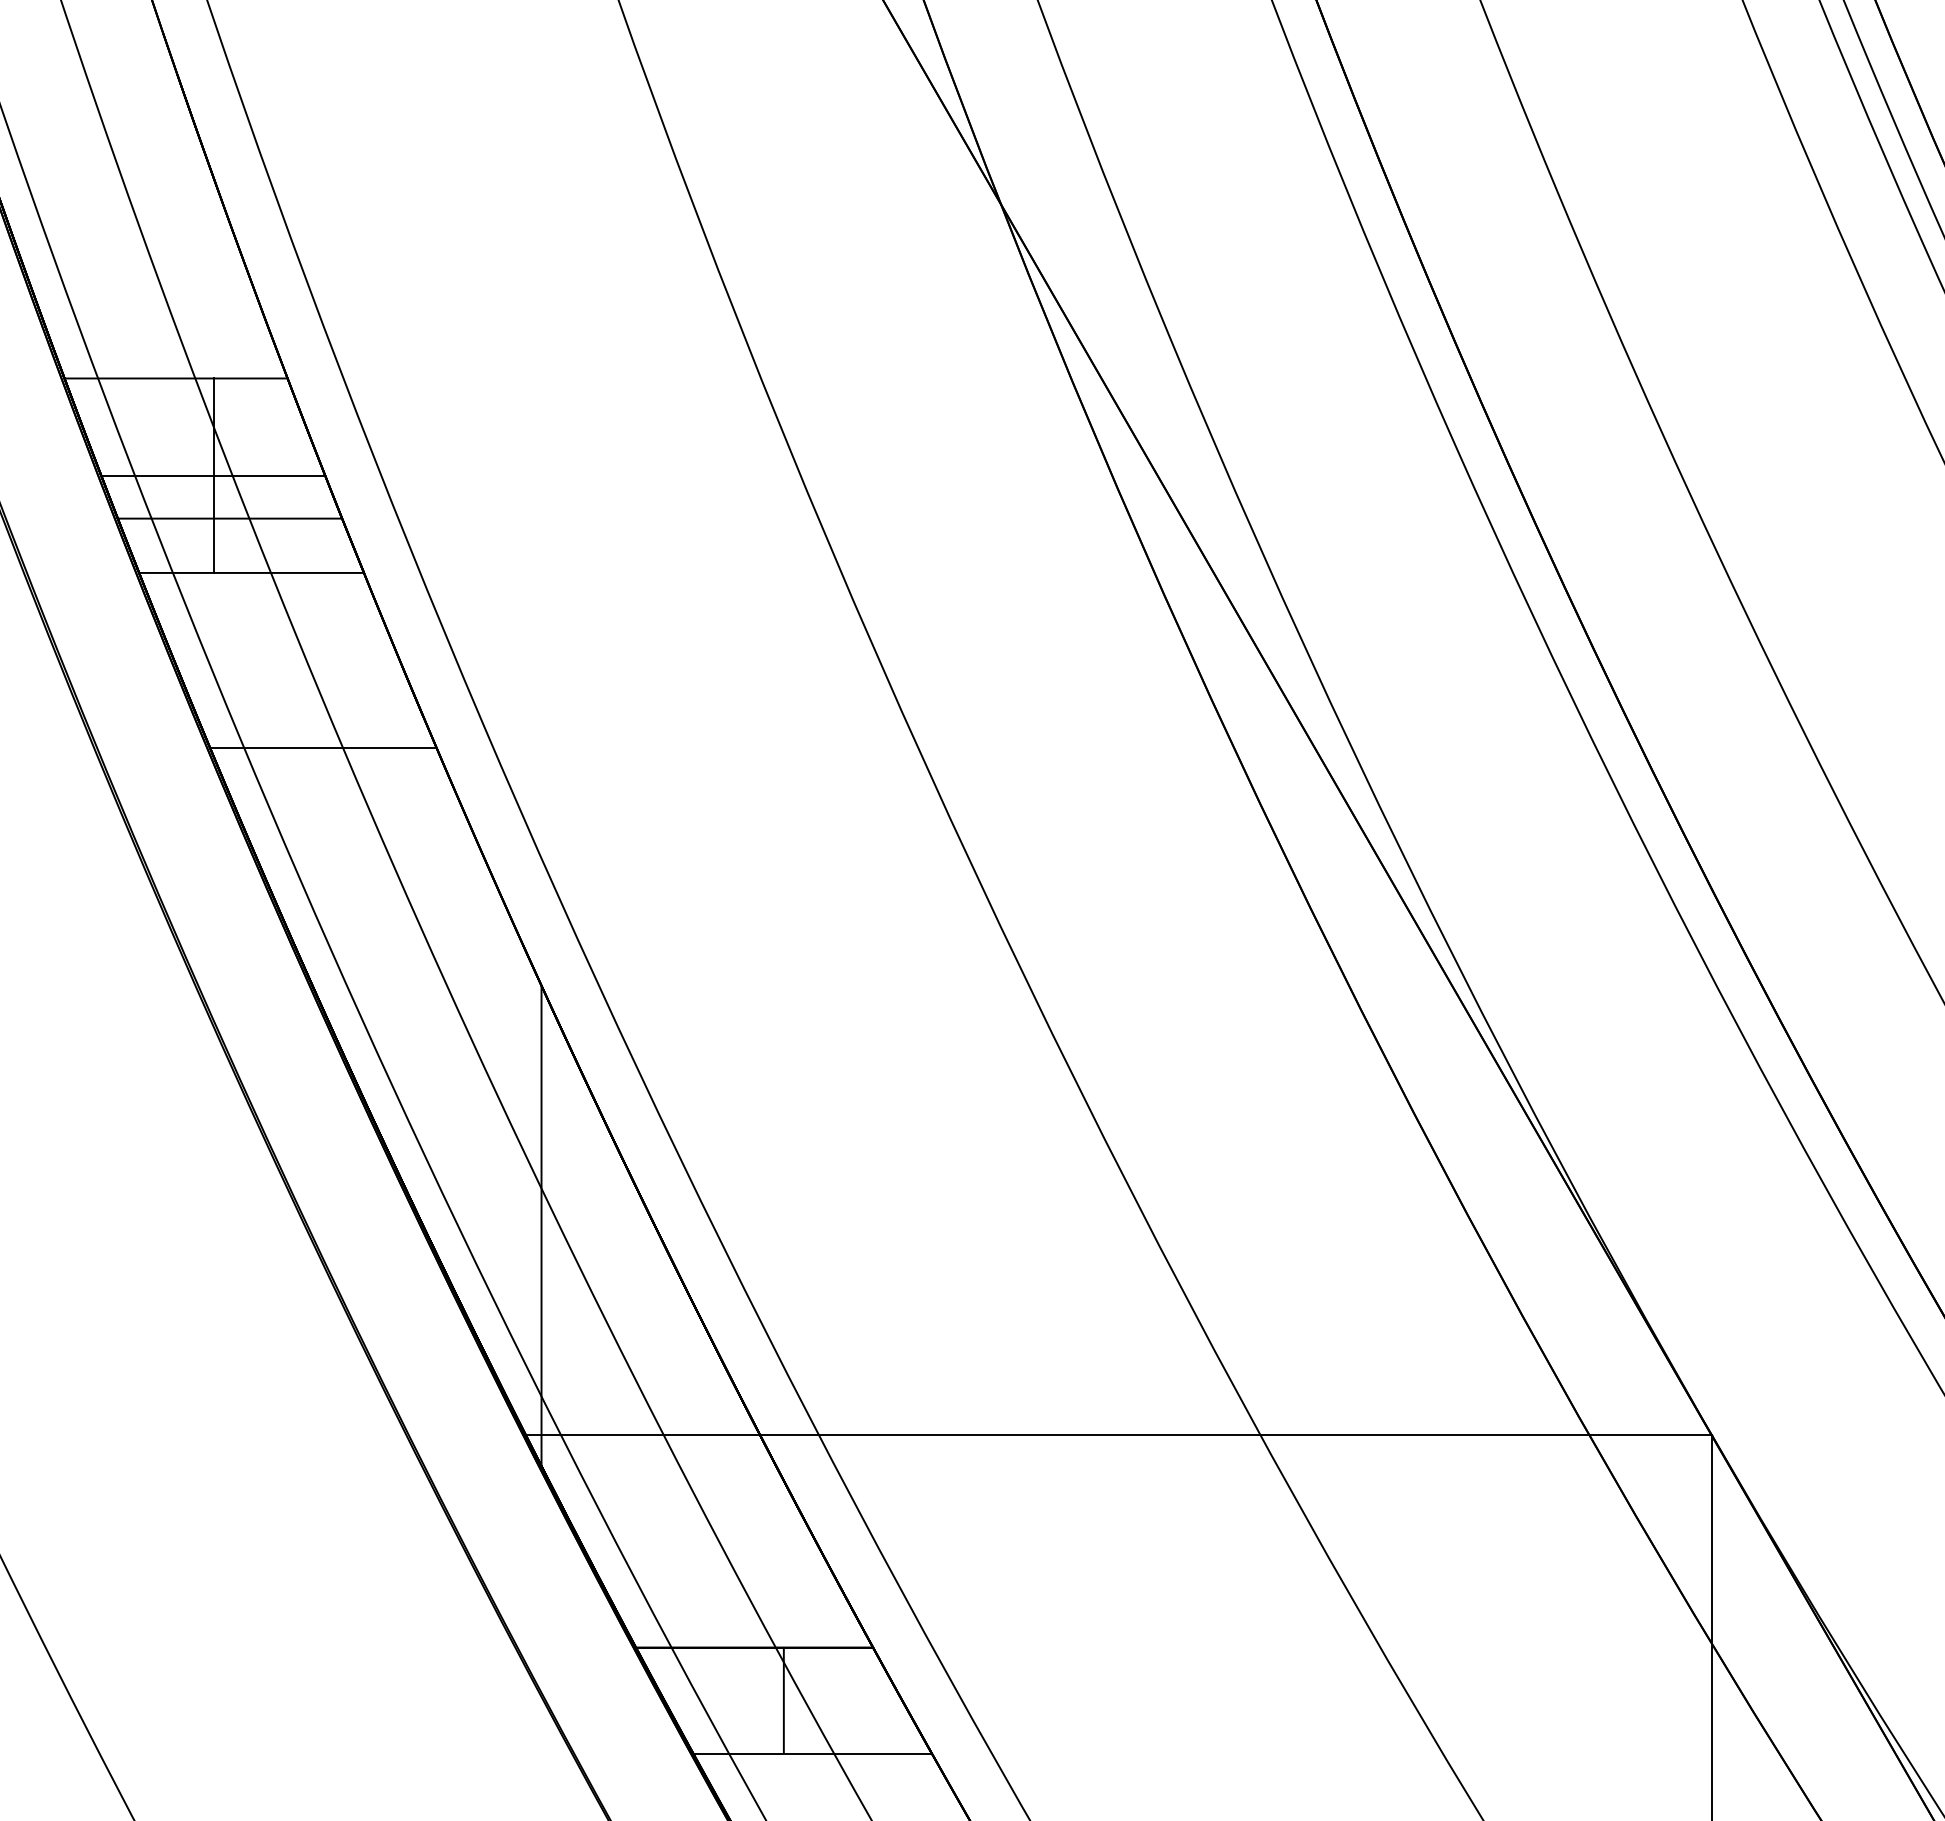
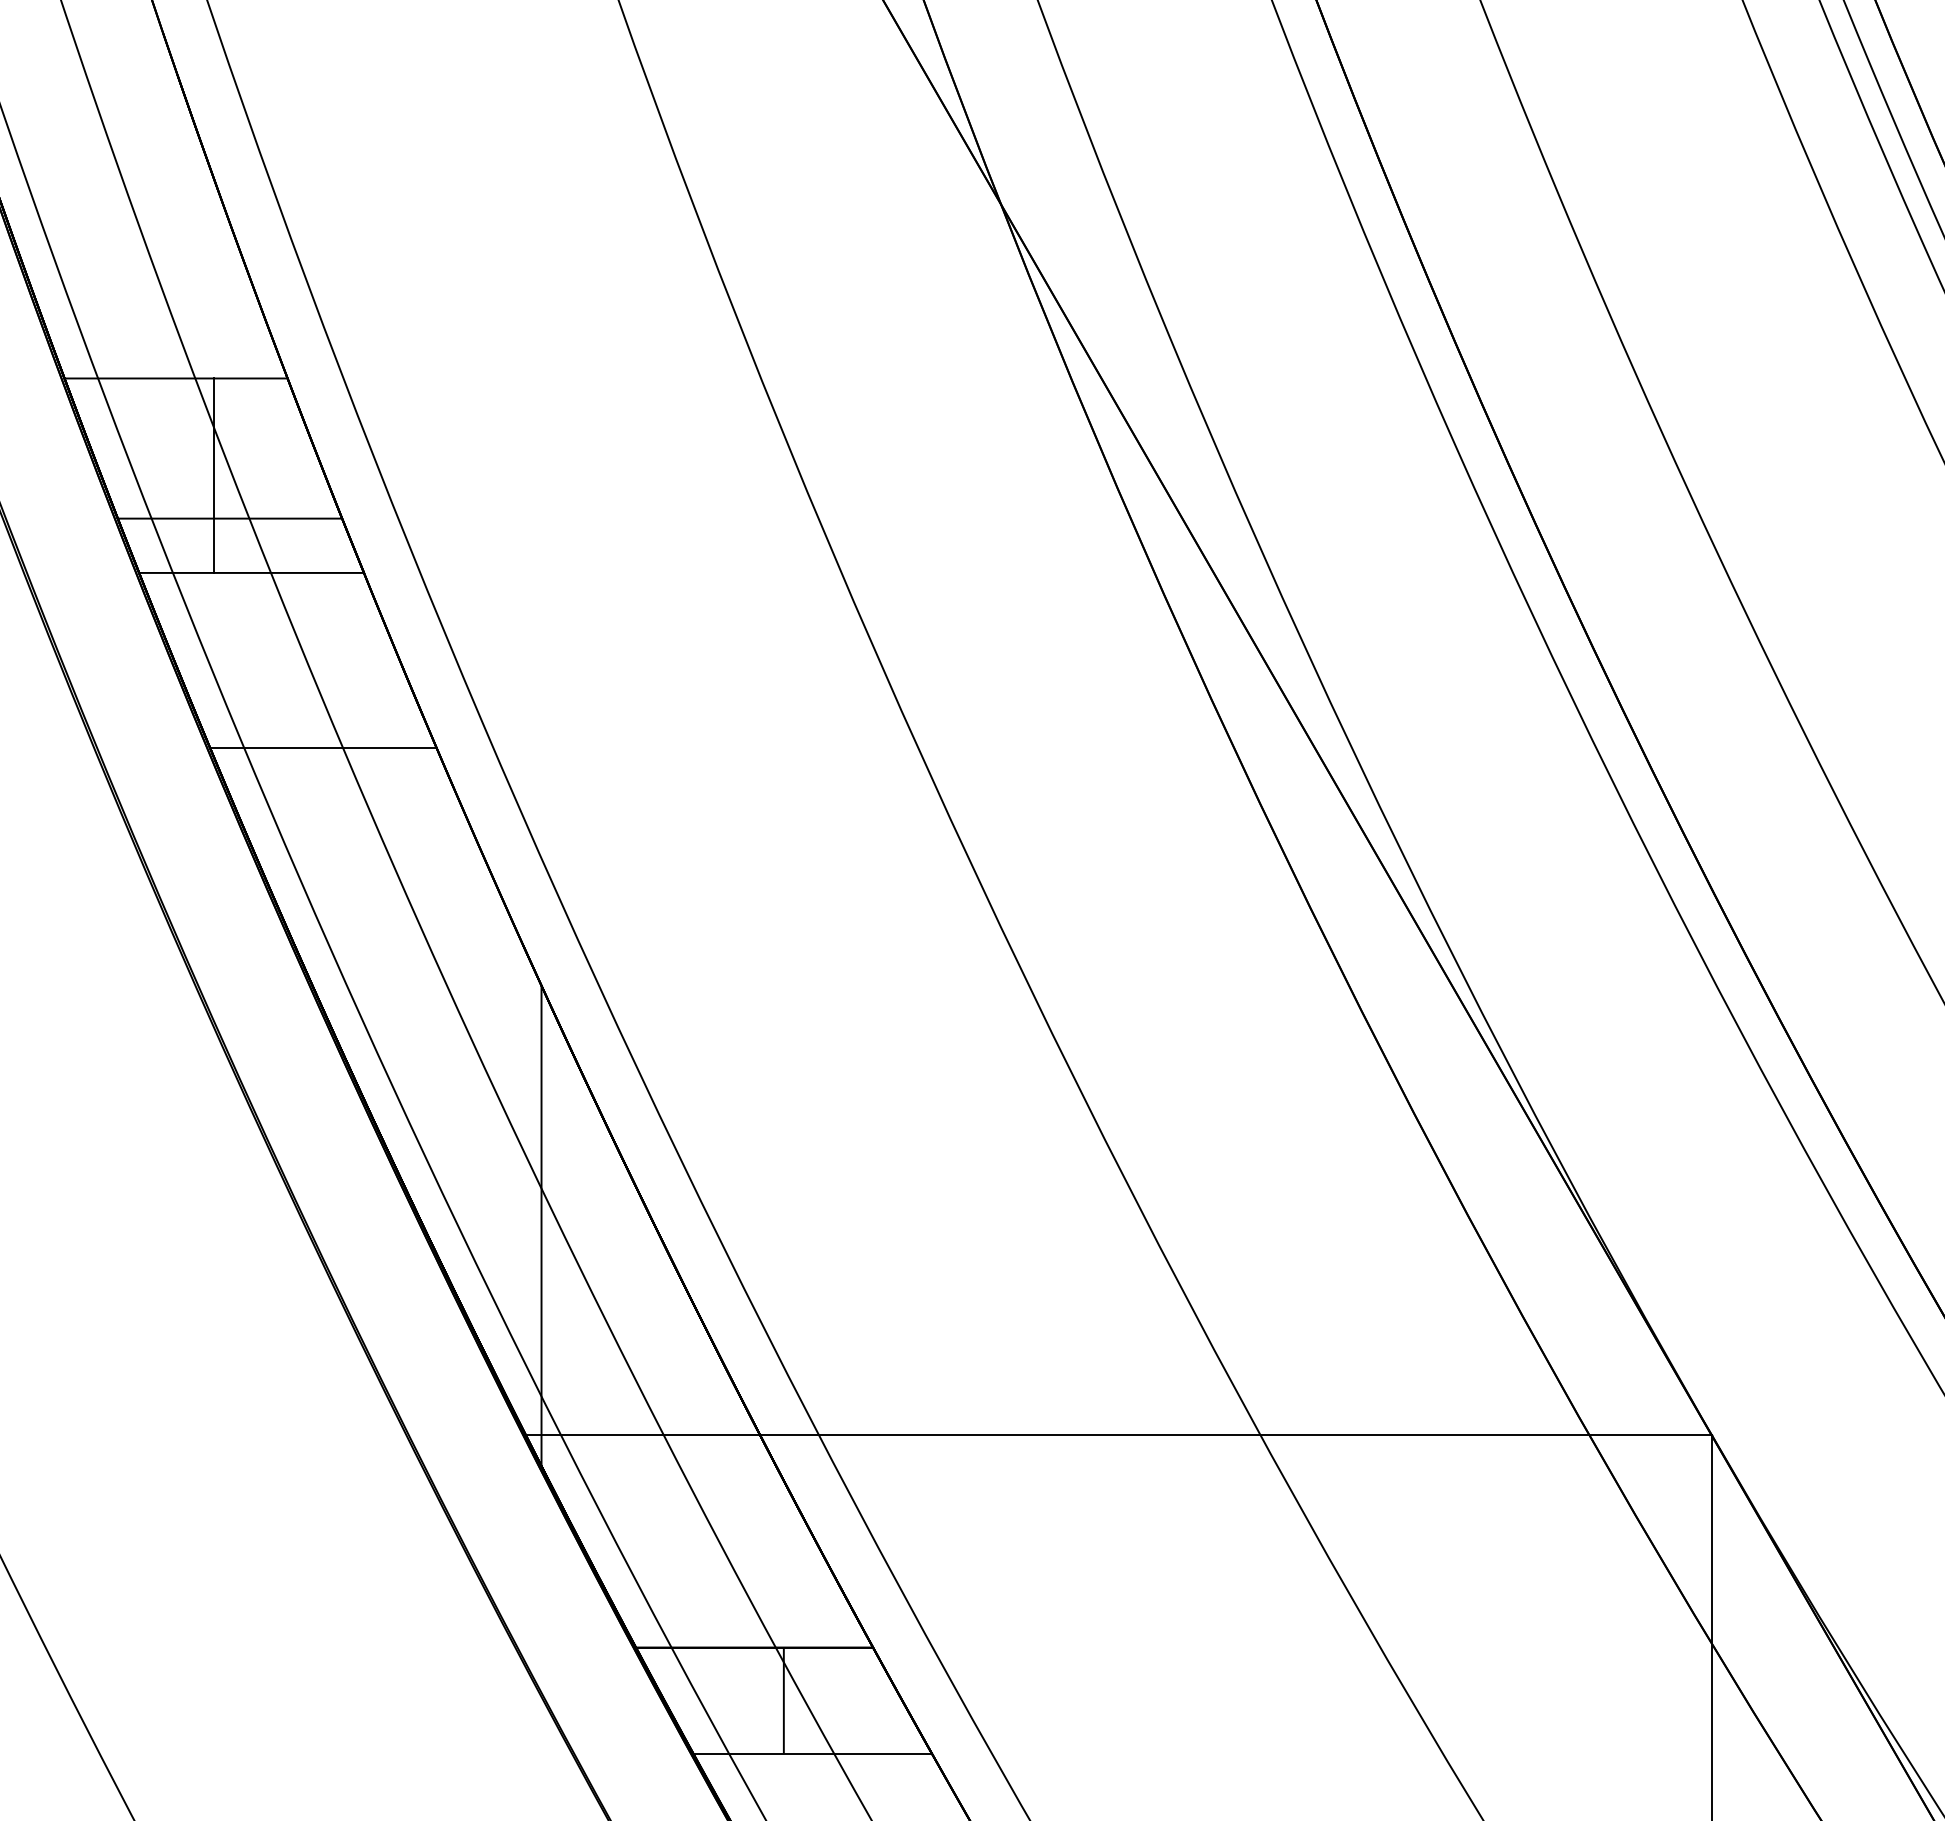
line: present -> none (213, 475)
